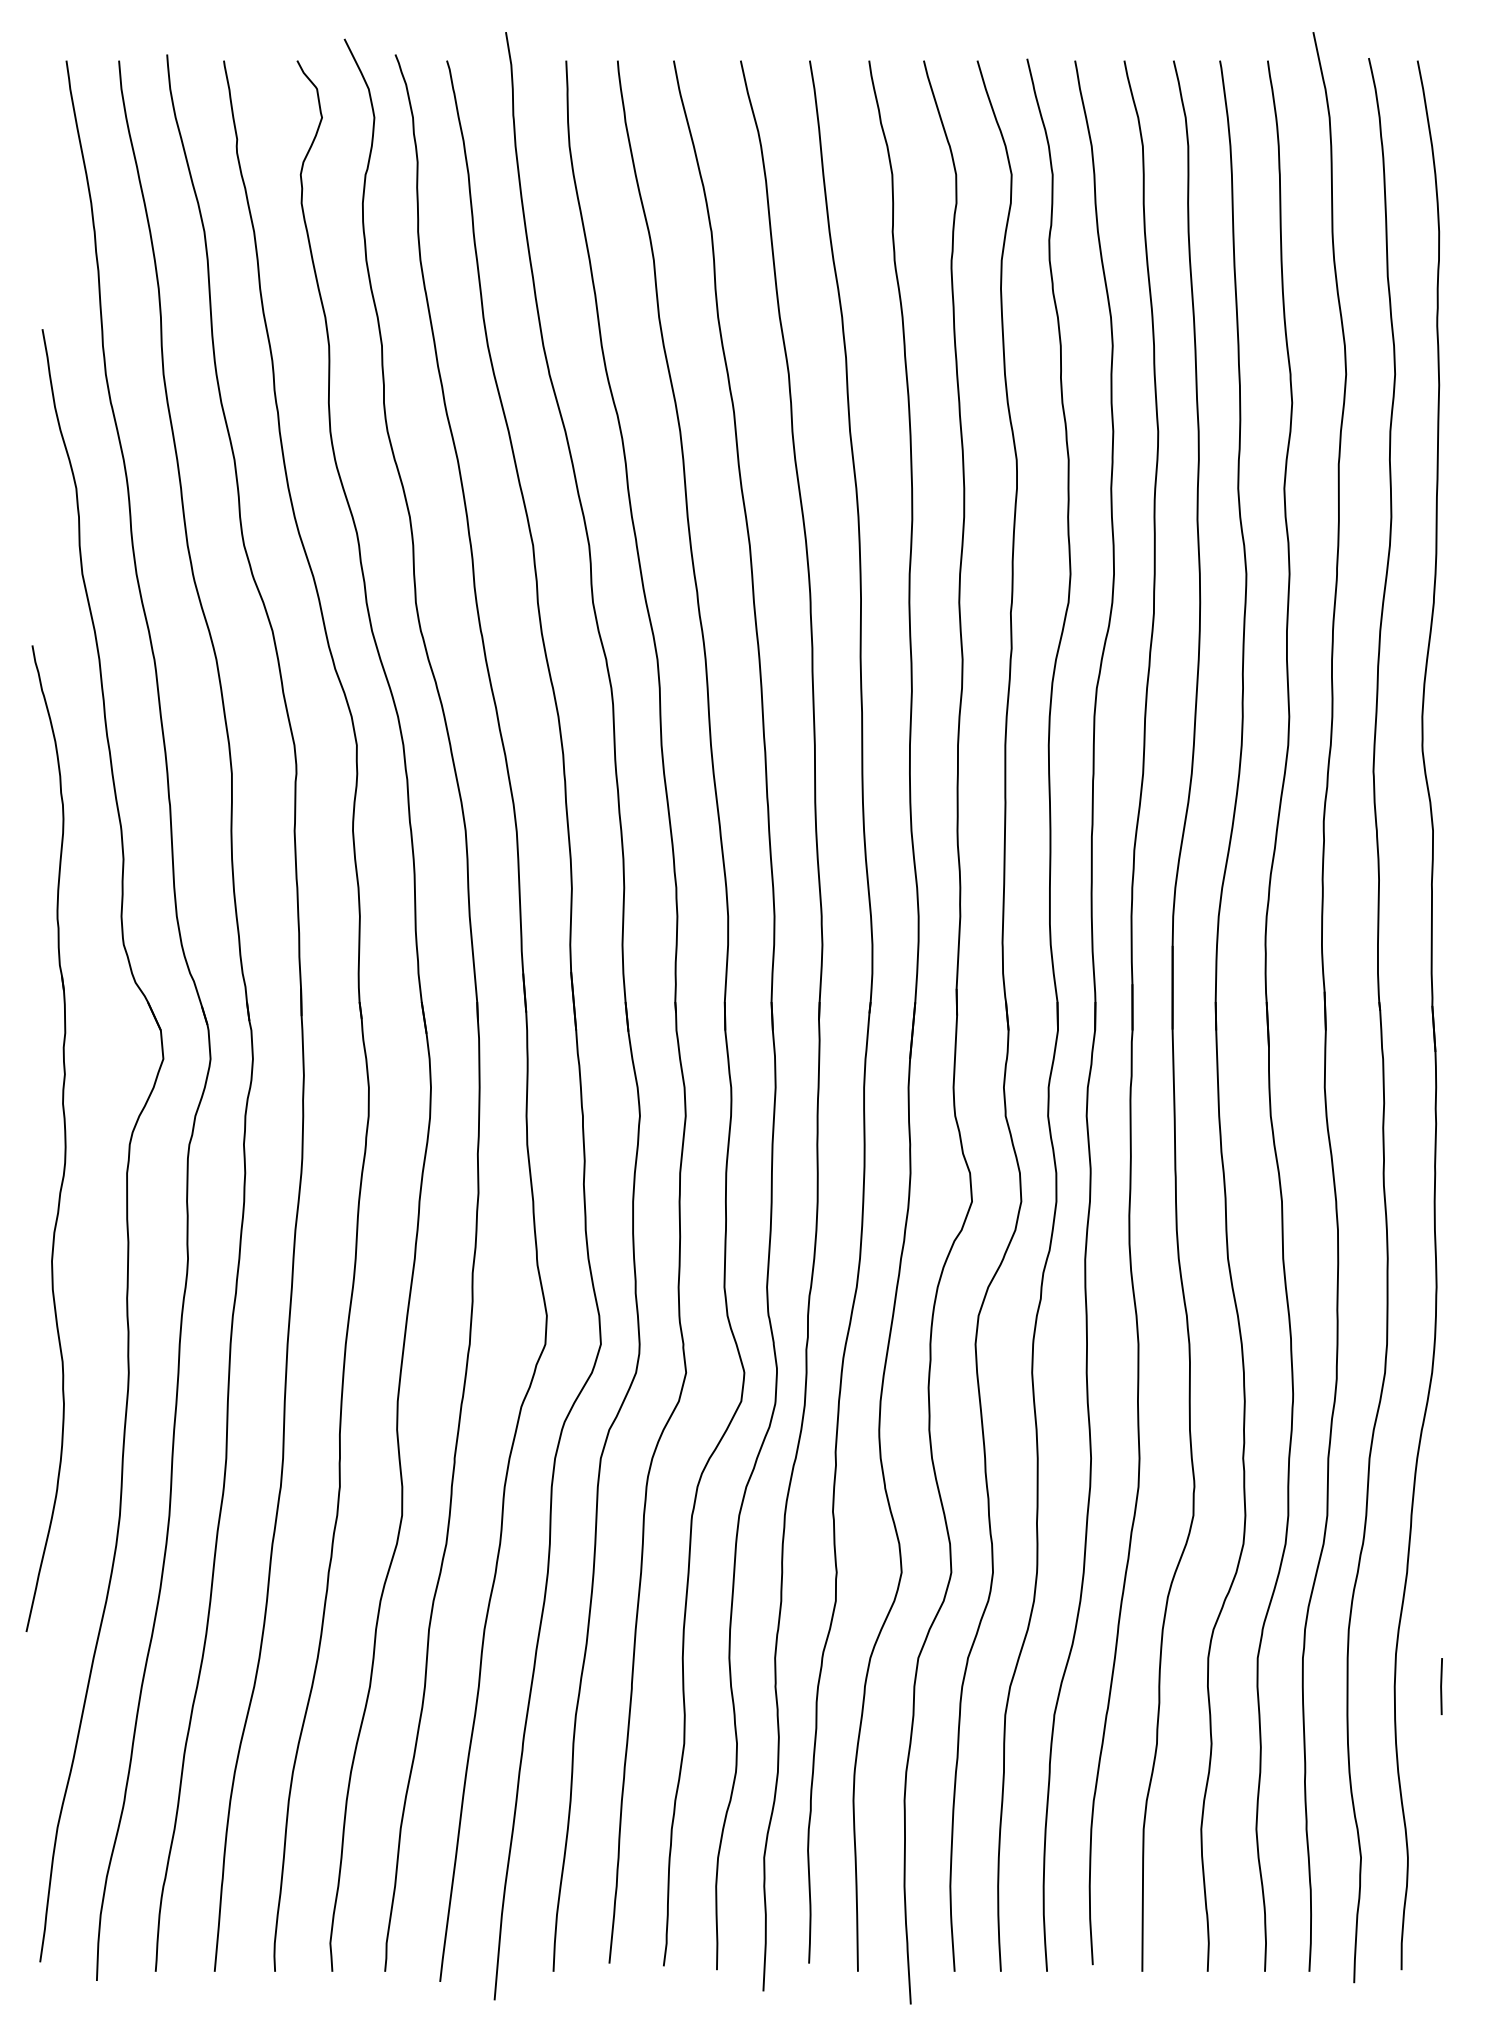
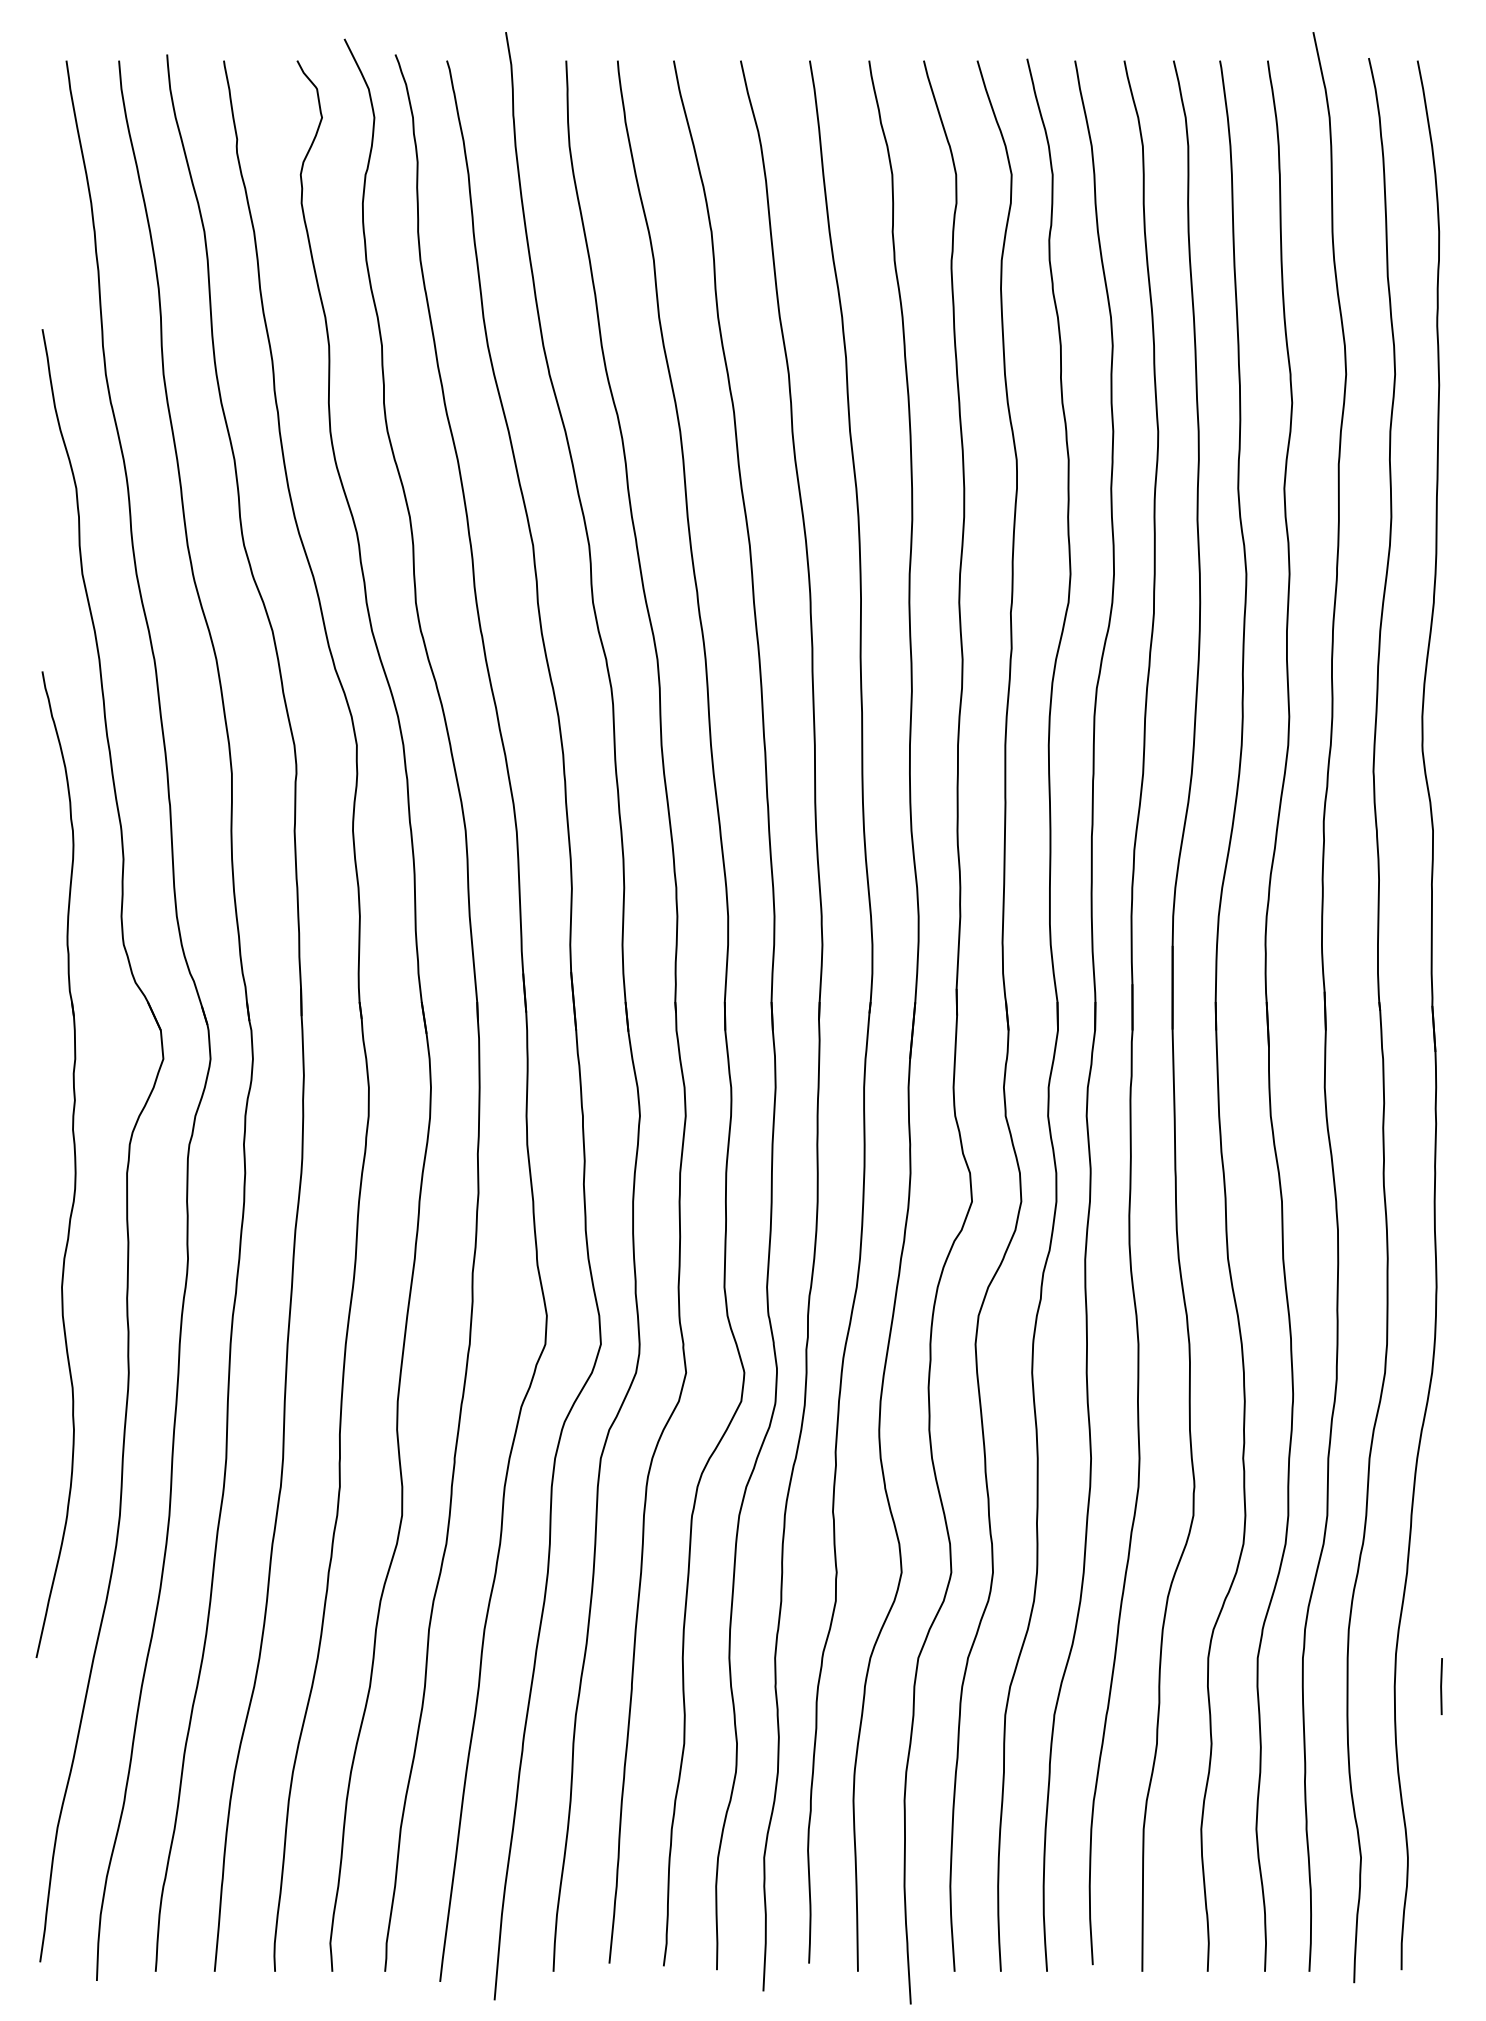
part position: (64, 1138) -> (74, 1164) (74, 1164)
